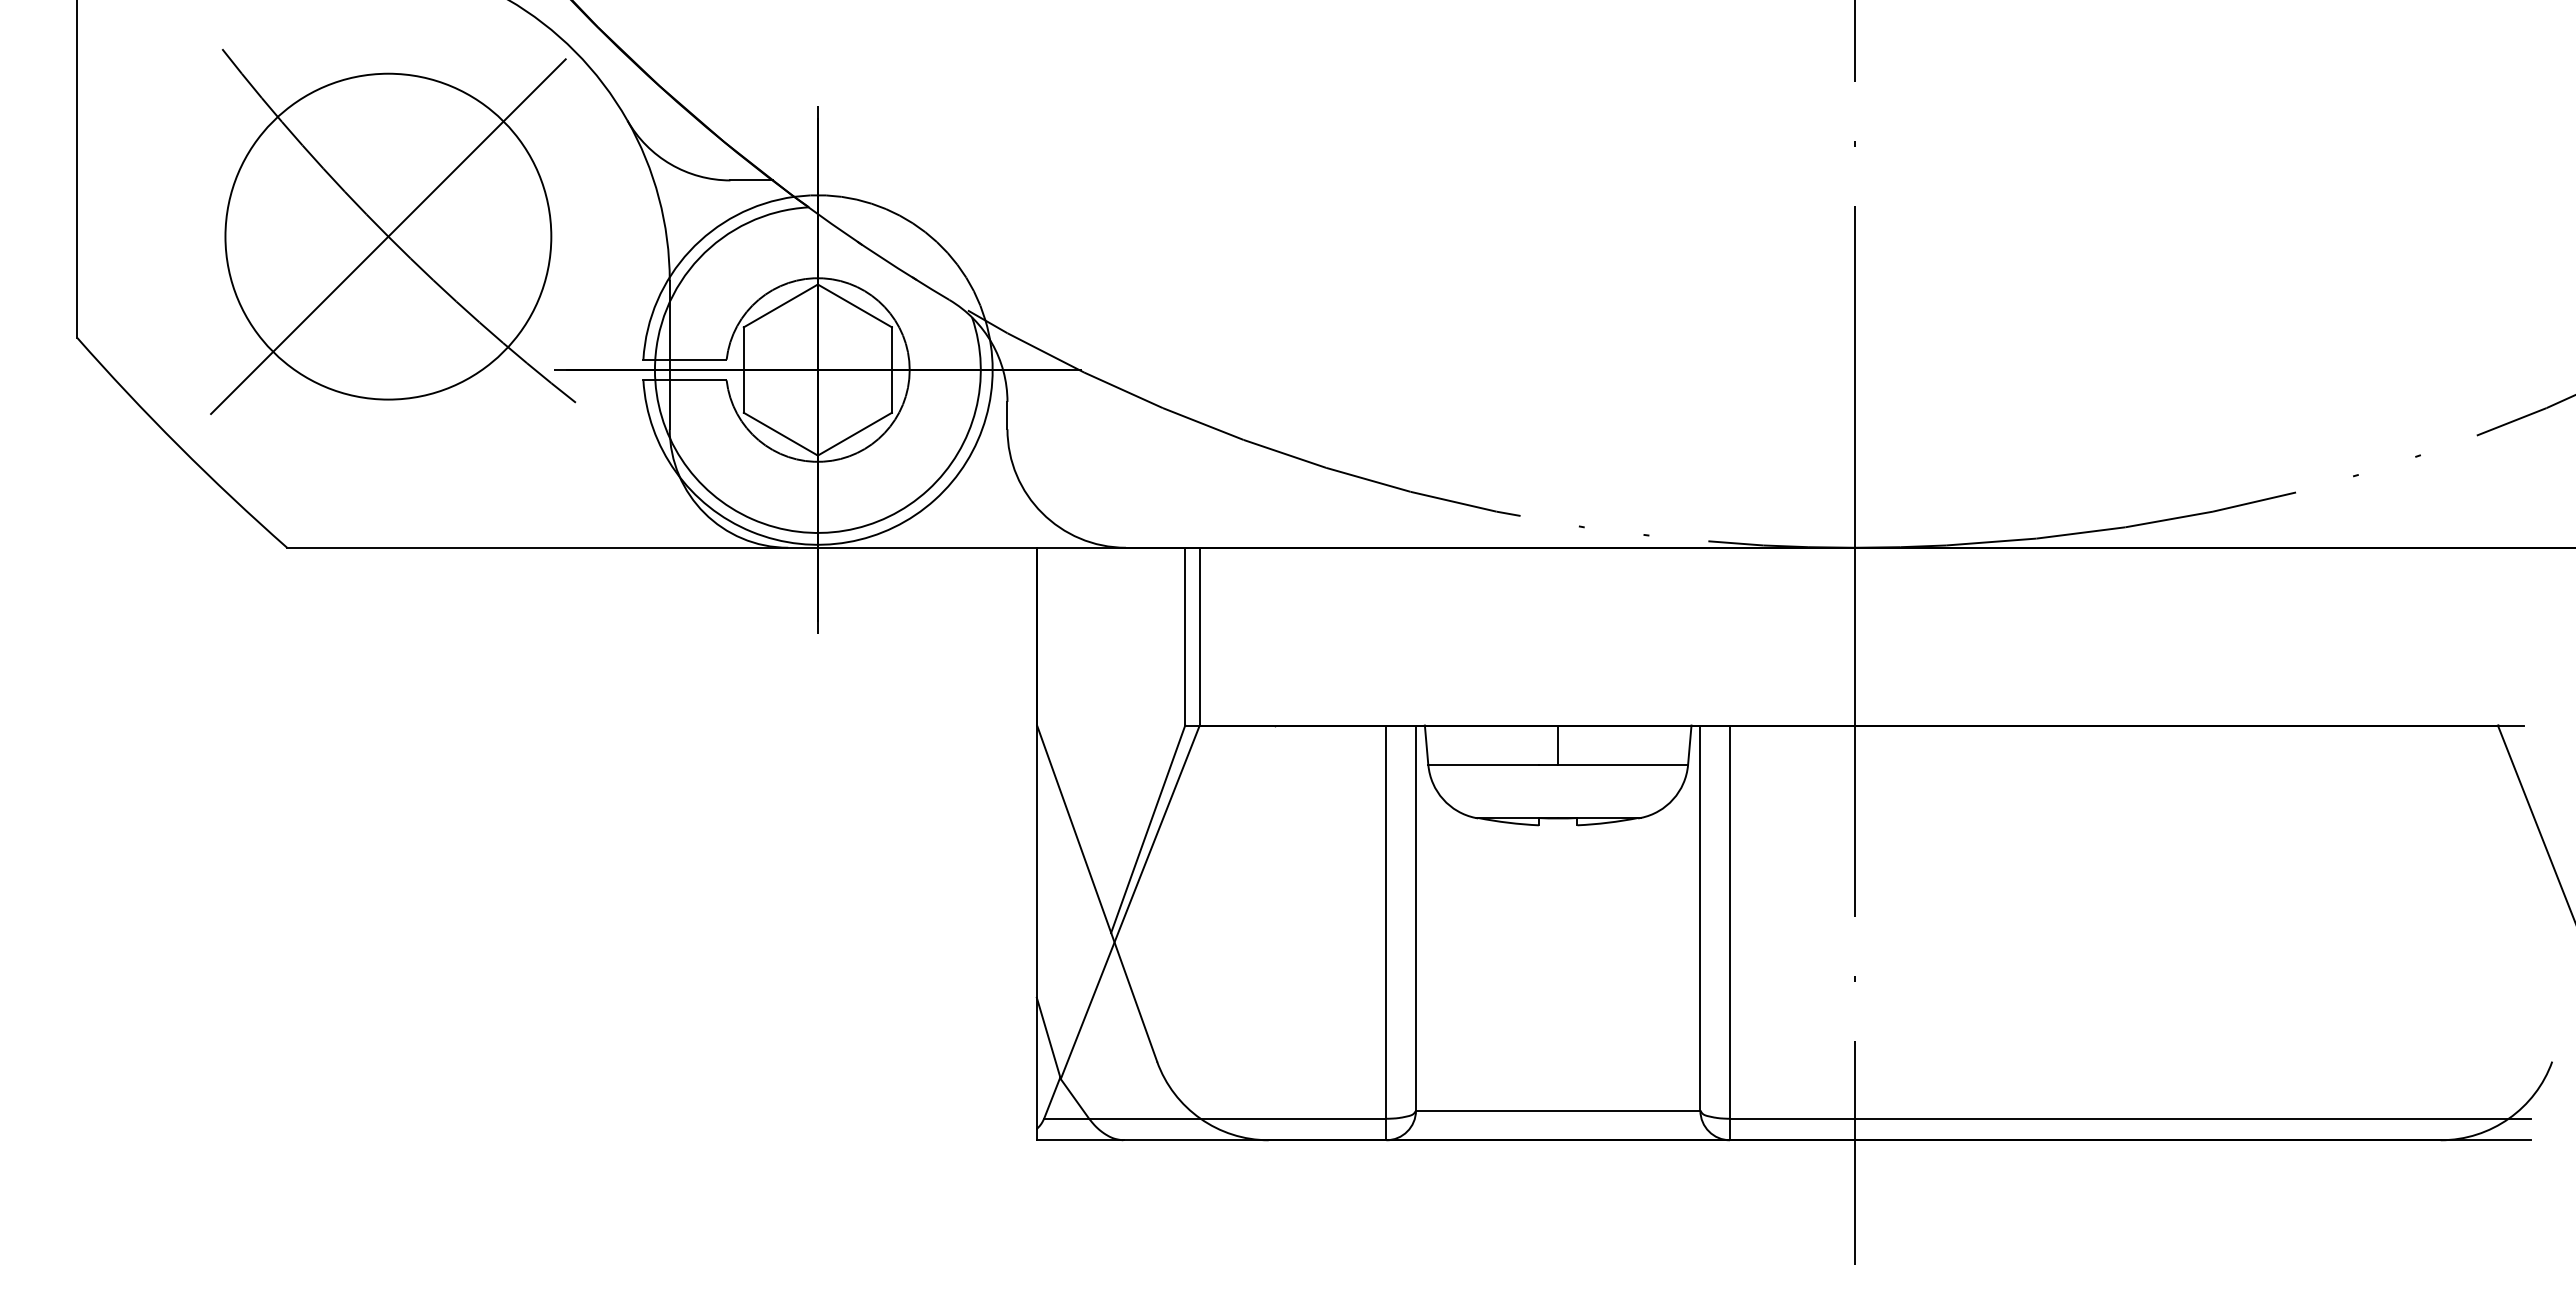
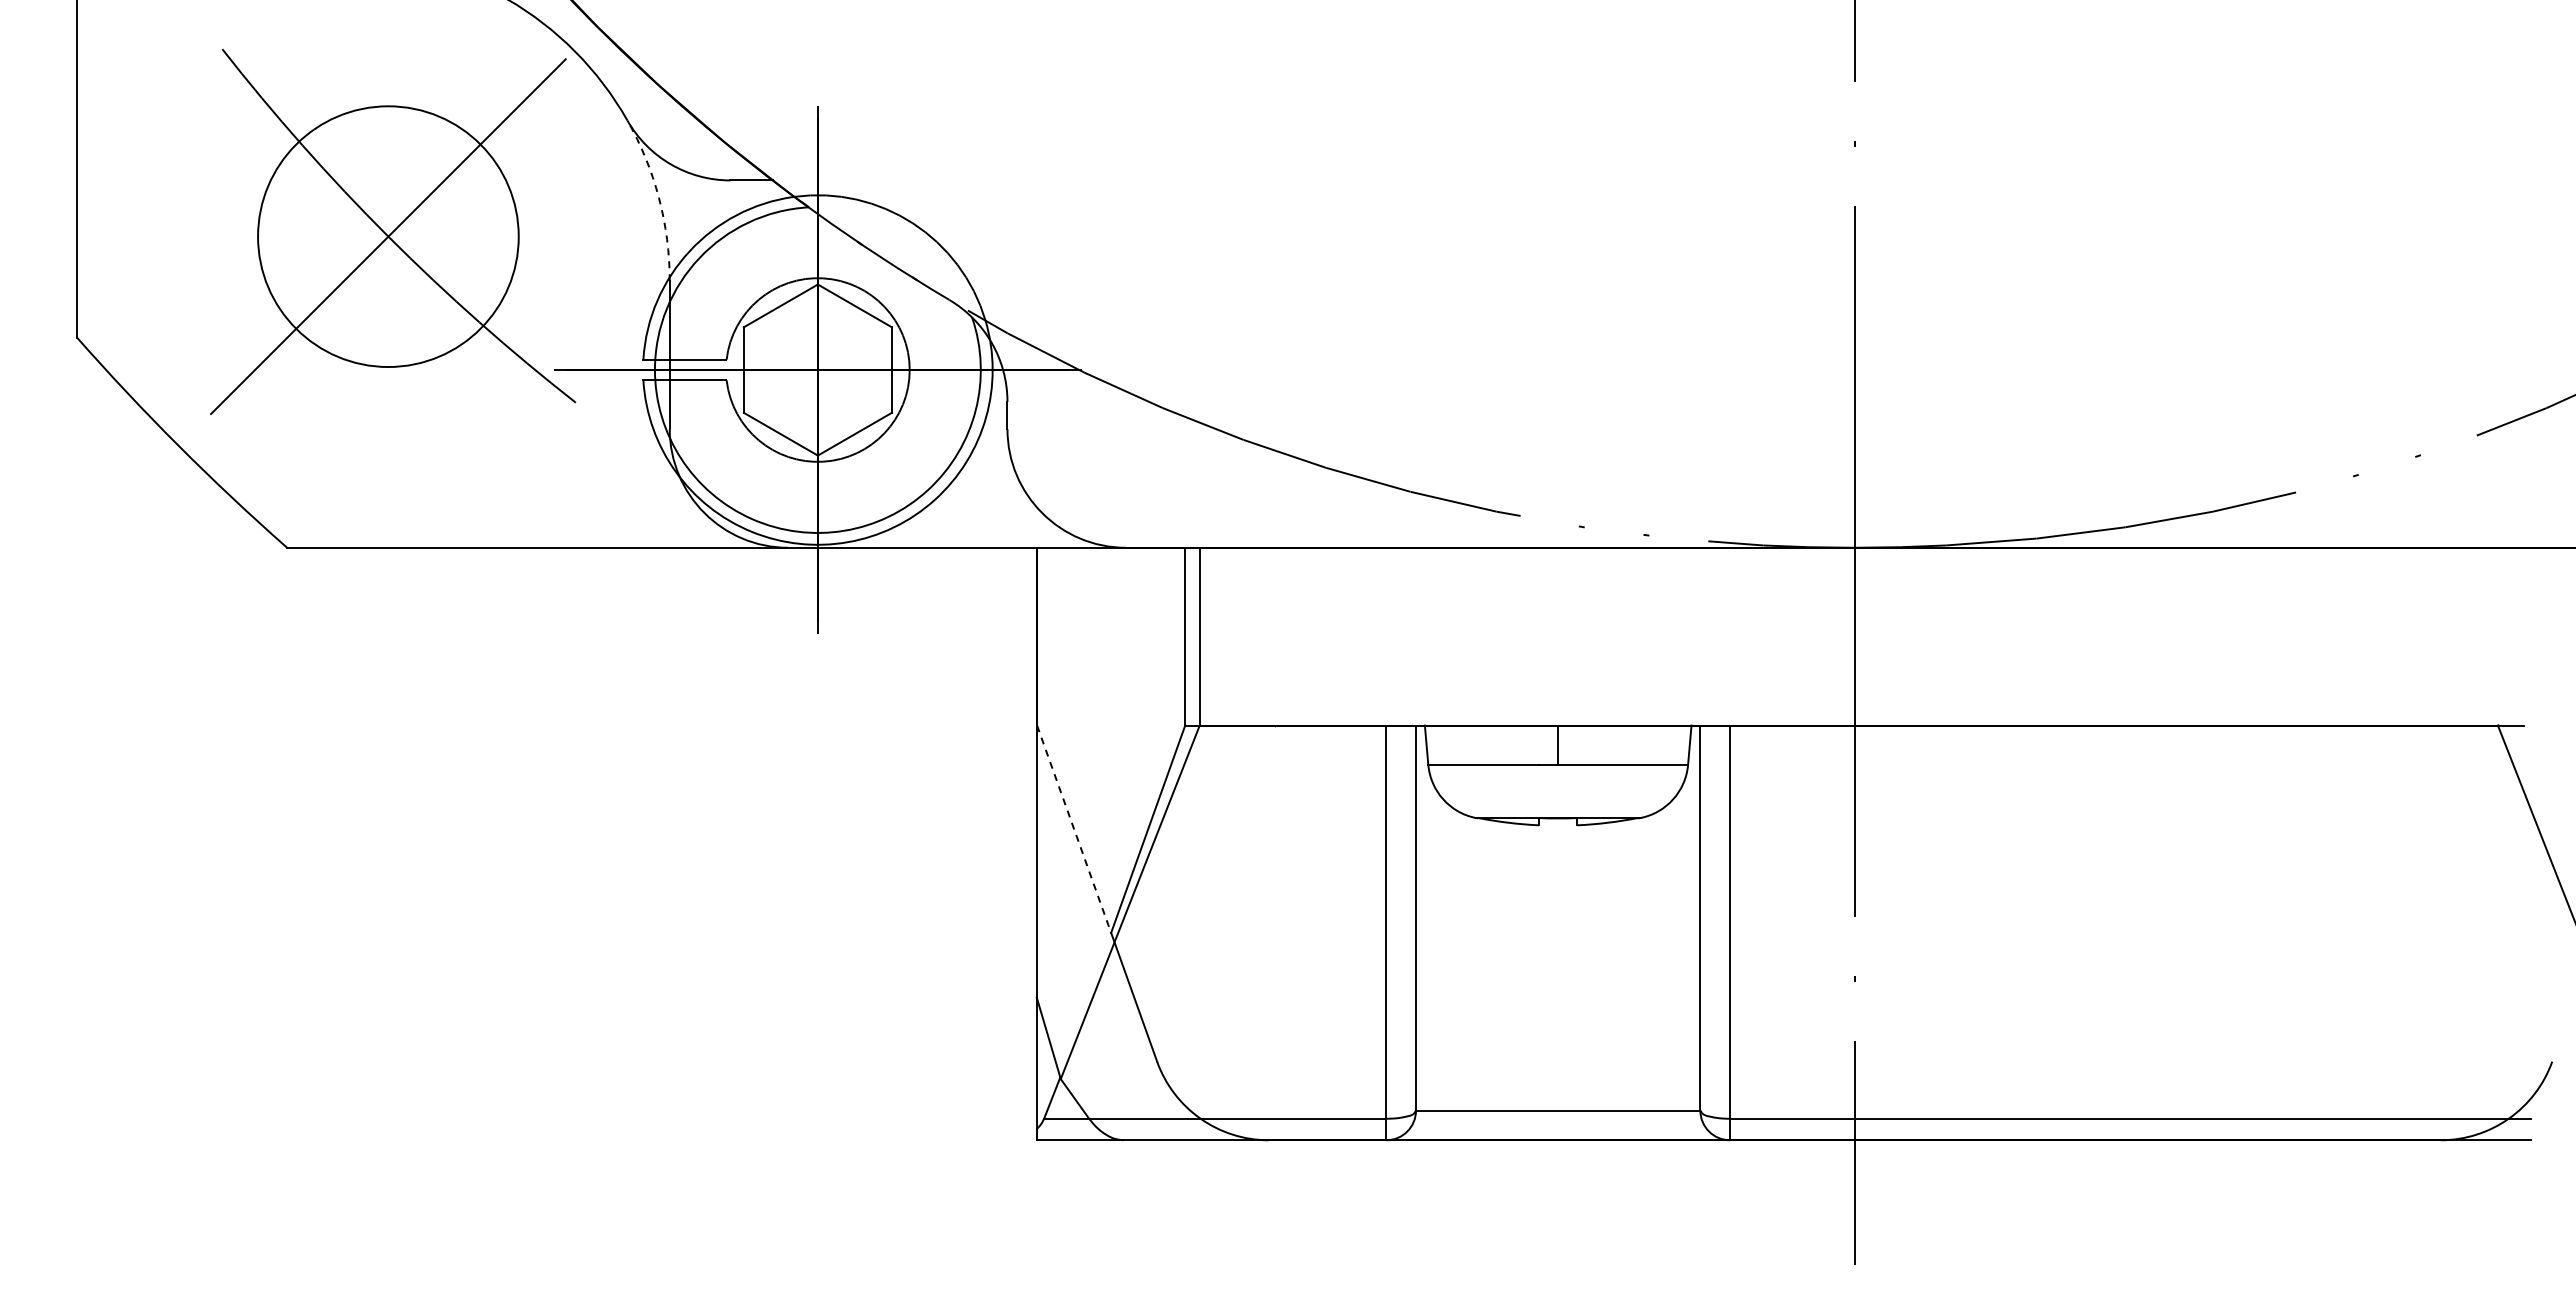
arc: solid -> dashed (658, 198)
circle diameter: 326 px -> 261 px (388, 236)
line: solid -> dashed (1074, 829)
